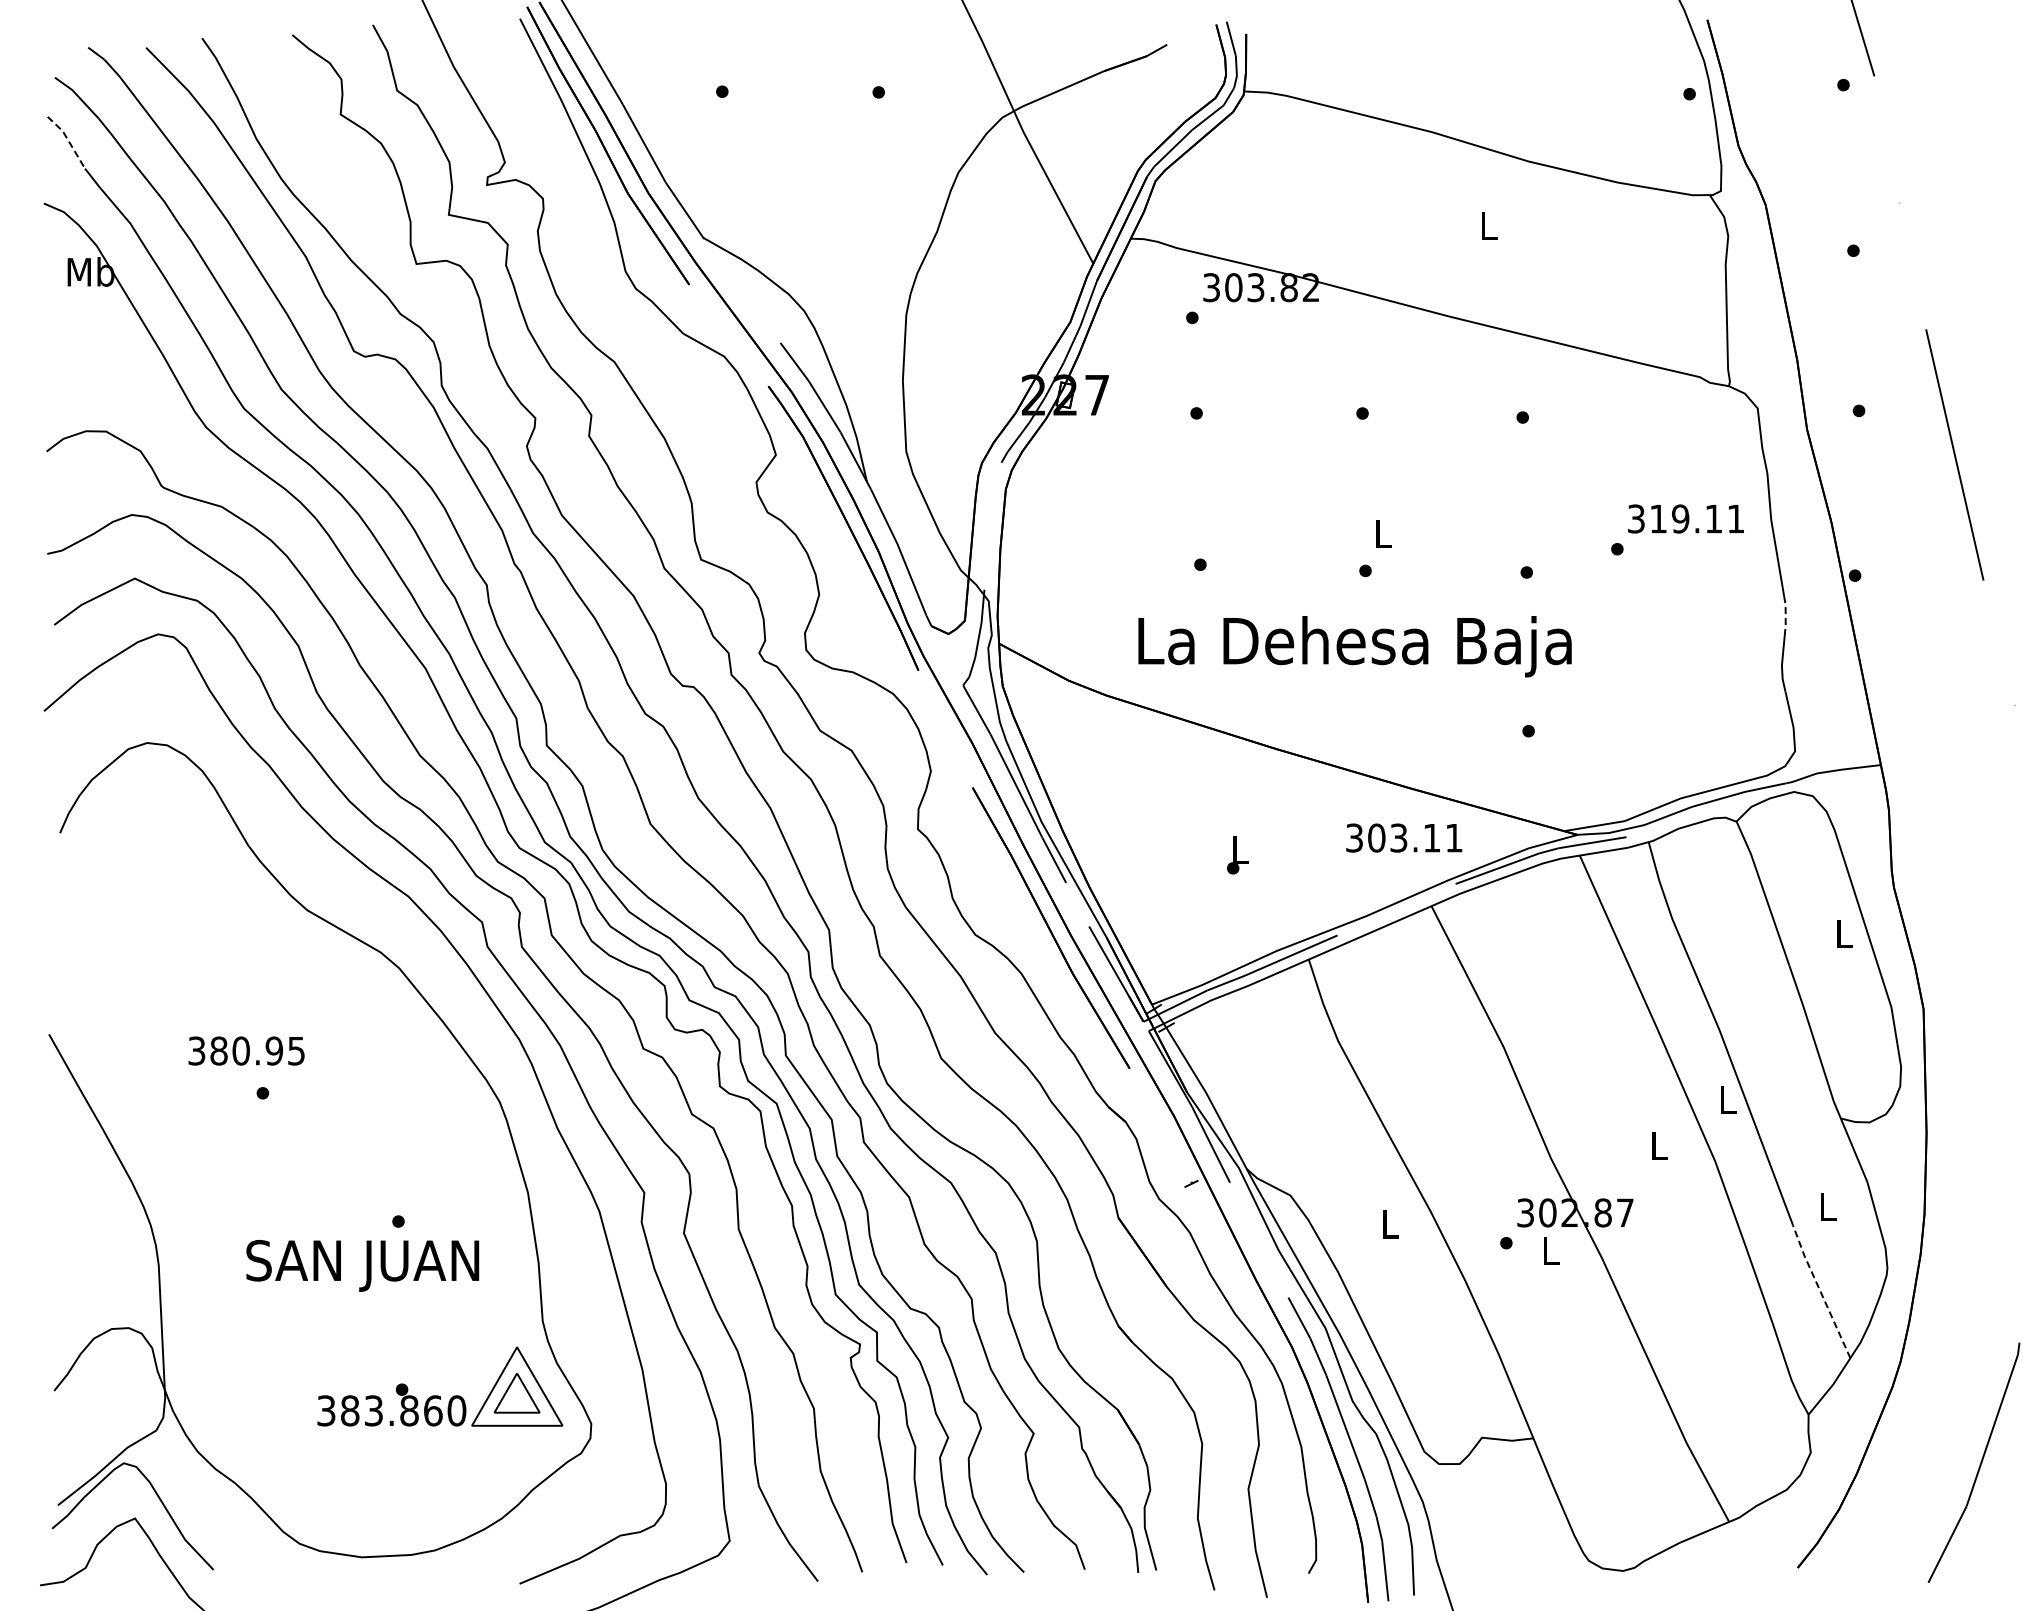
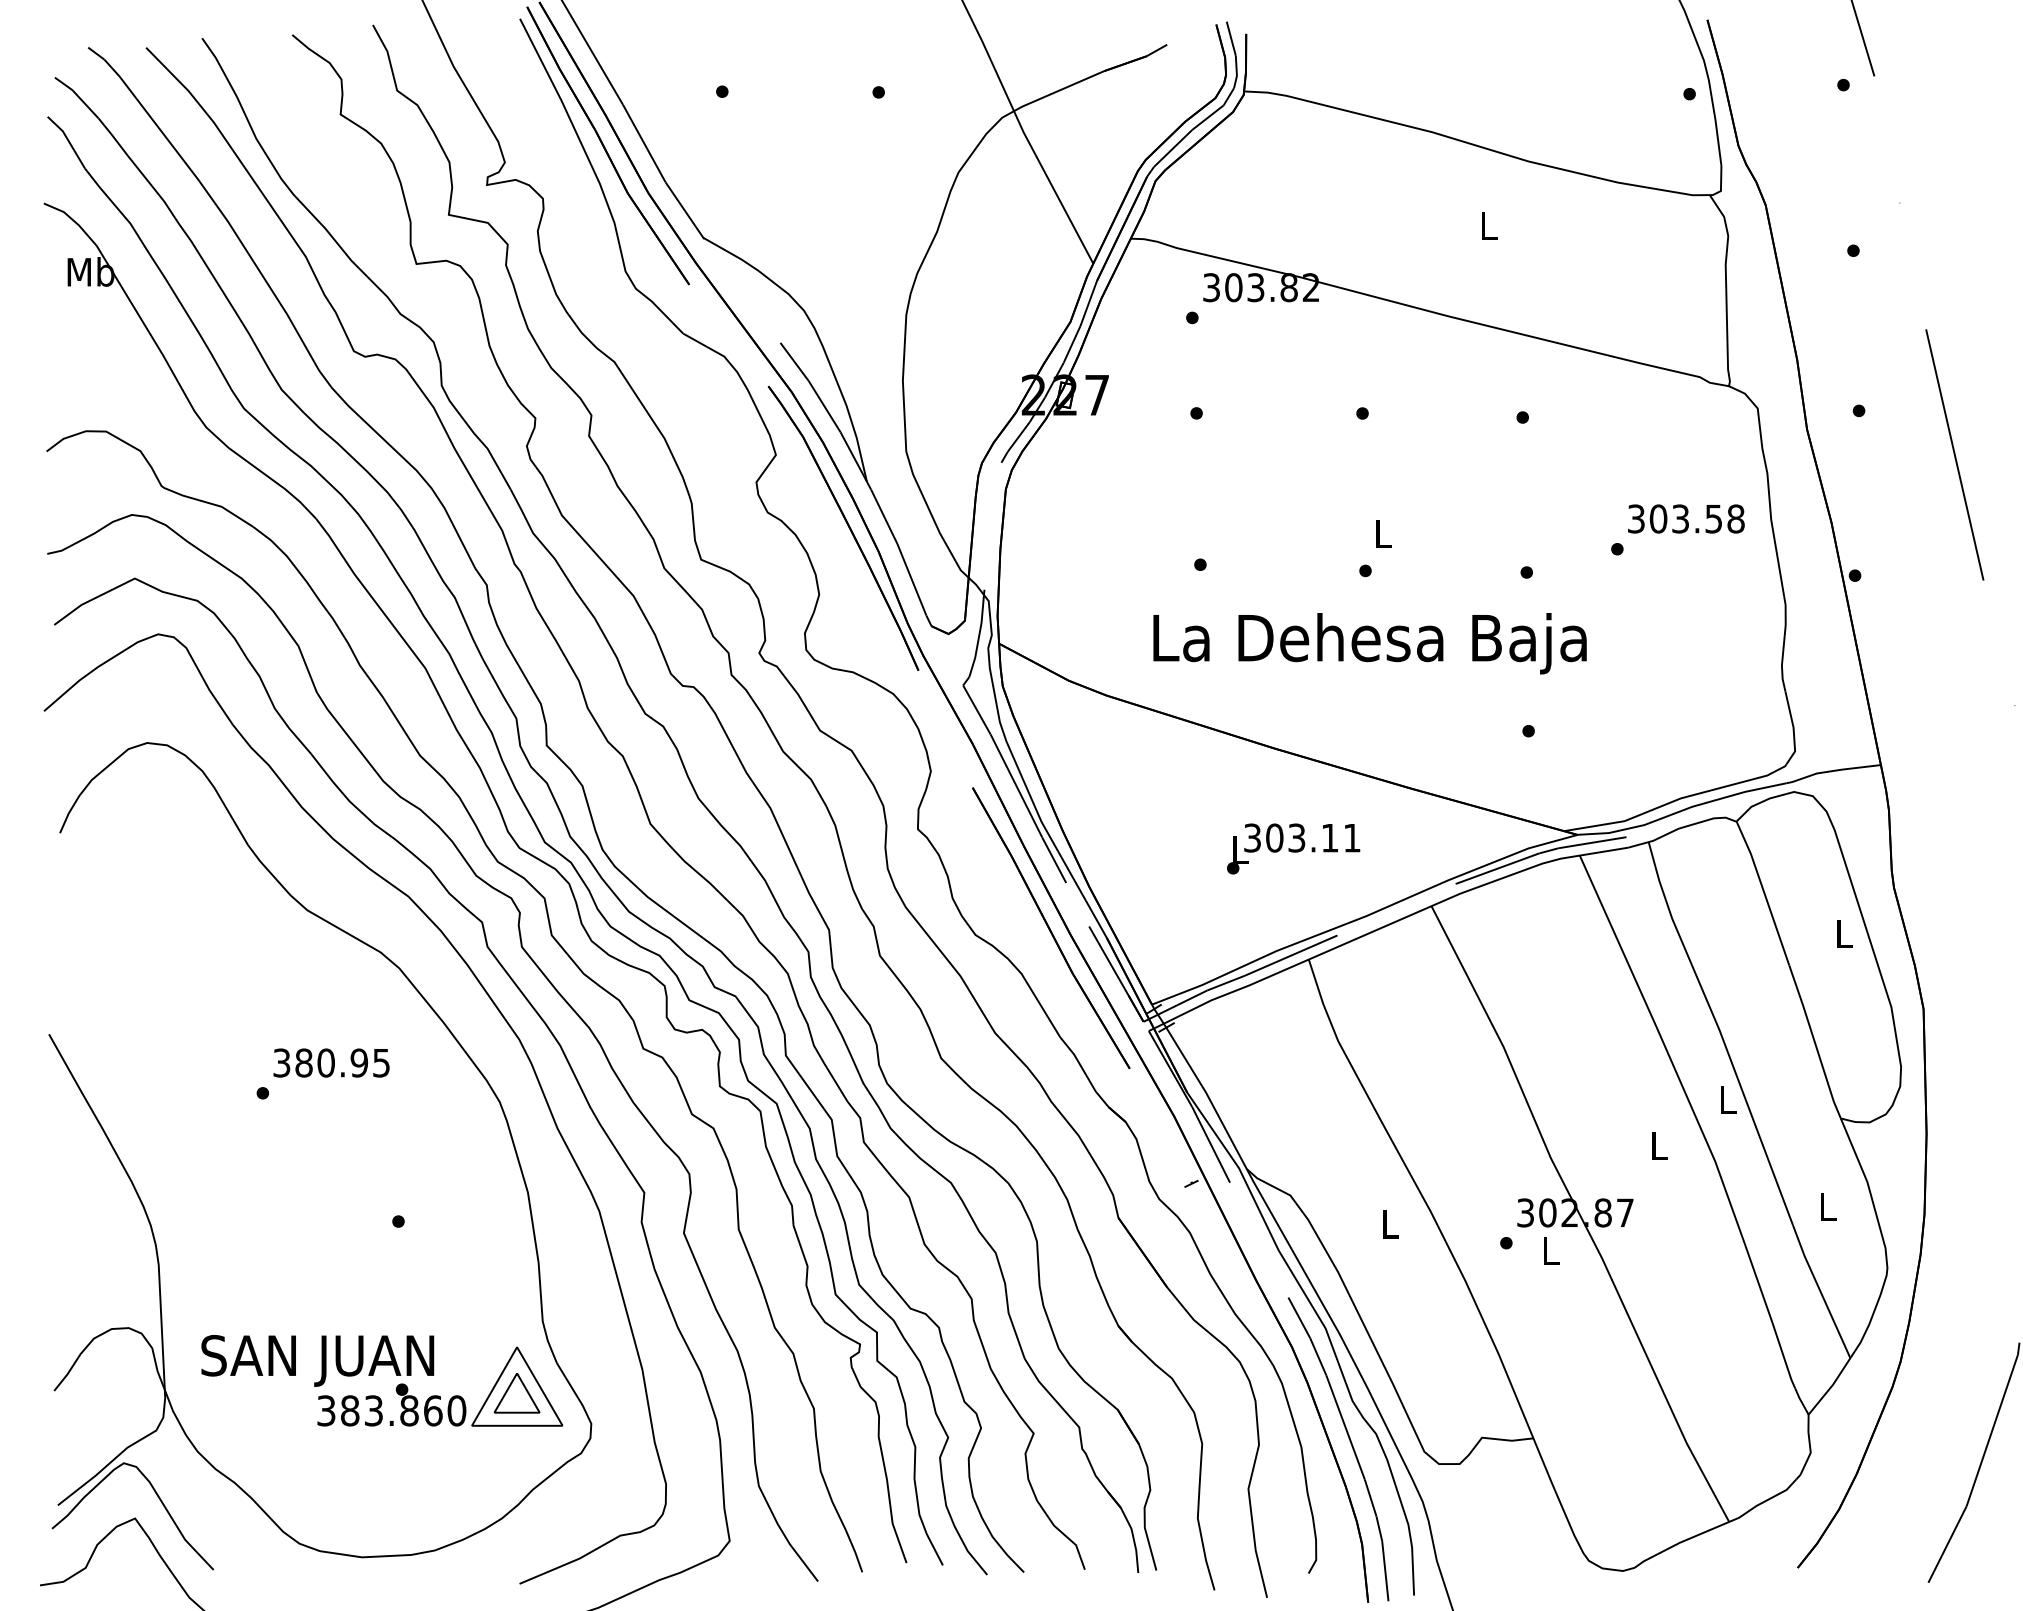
line: dashed -> solid (68, 140)
text: 319.11 -> 303.58 (1696, 518)
line: dashed -> solid (1785, 616)
text position: (1354, 646) -> (1369, 643) (1369, 643)
text position: (1404, 837) -> (1302, 837) (1302, 837)
text position: (246, 1050) -> (331, 1062) (331, 1062)
text position: (362, 1265) -> (317, 1360) (317, 1360)
line: dashed -> solid (1820, 1290)
